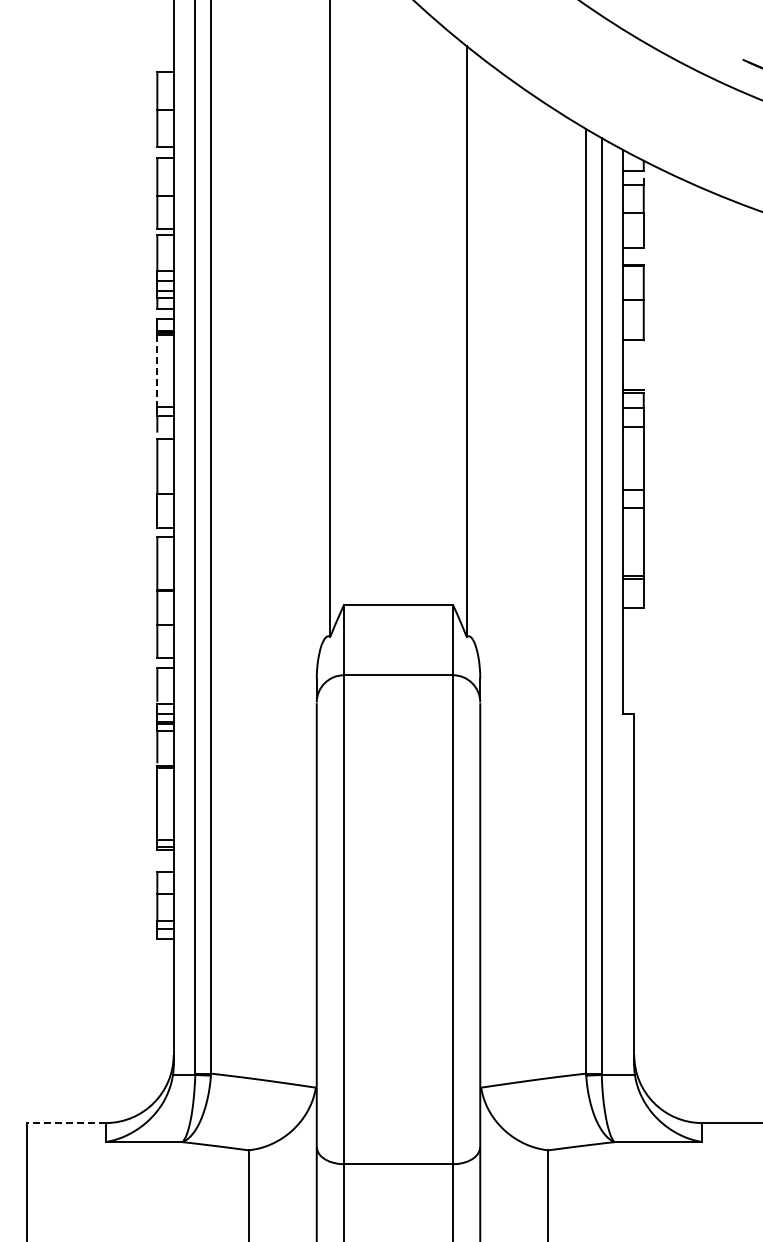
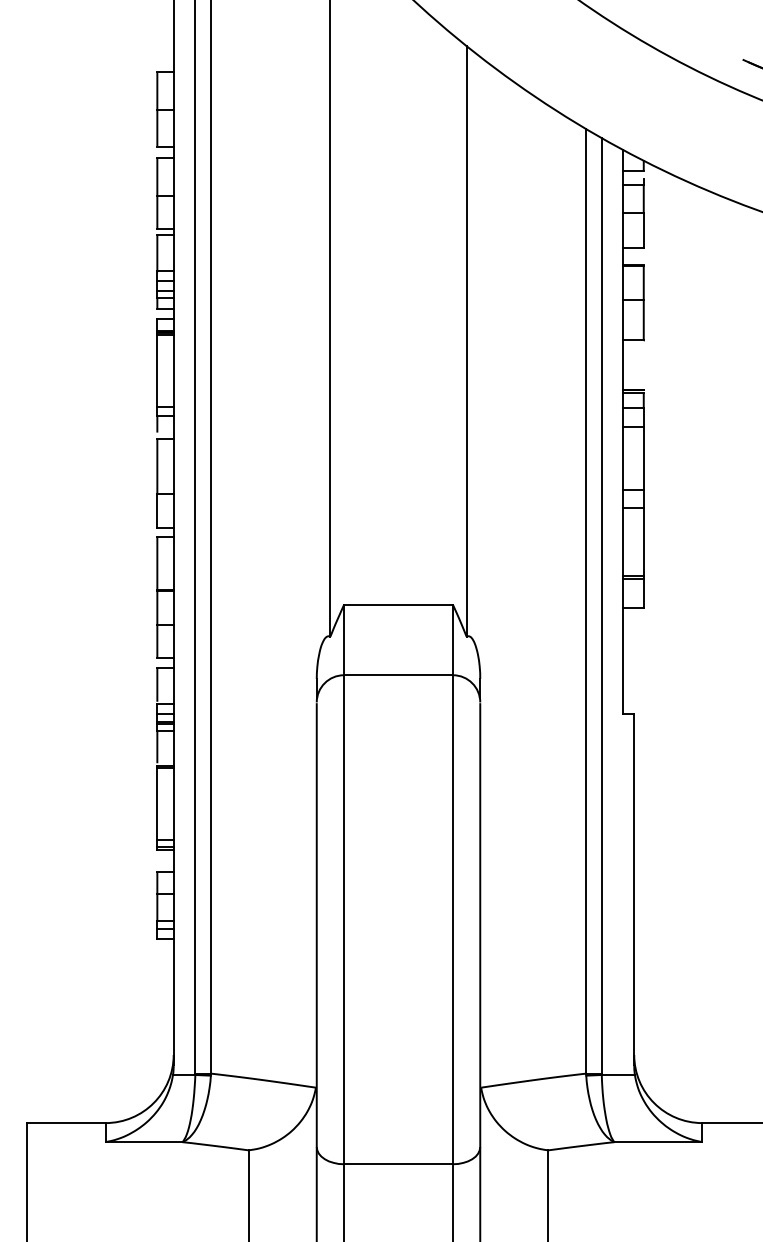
line: dashed -> solid (157, 370)
line: dashed -> solid (65, 1123)
